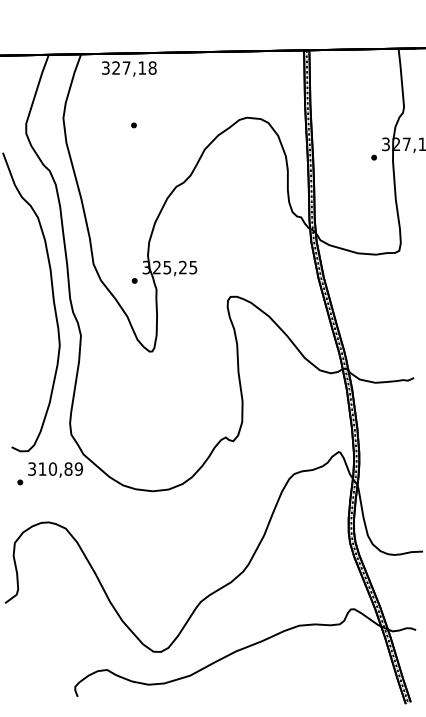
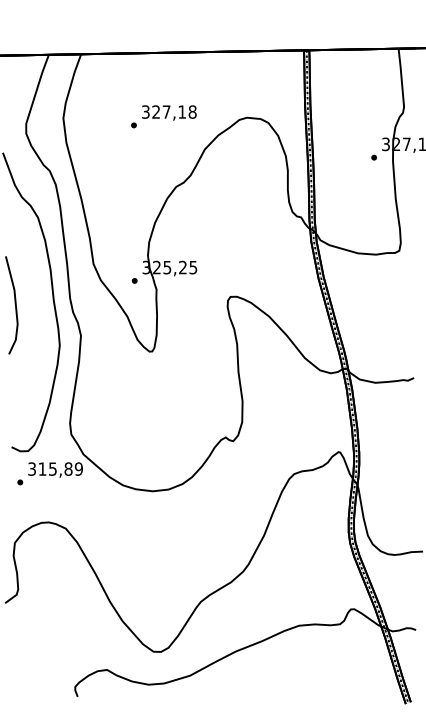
text position: (129, 68) -> (169, 112) (169, 112)
line: none -> present (14, 304)
text: 310,89 -> 315,89 (52, 468)
